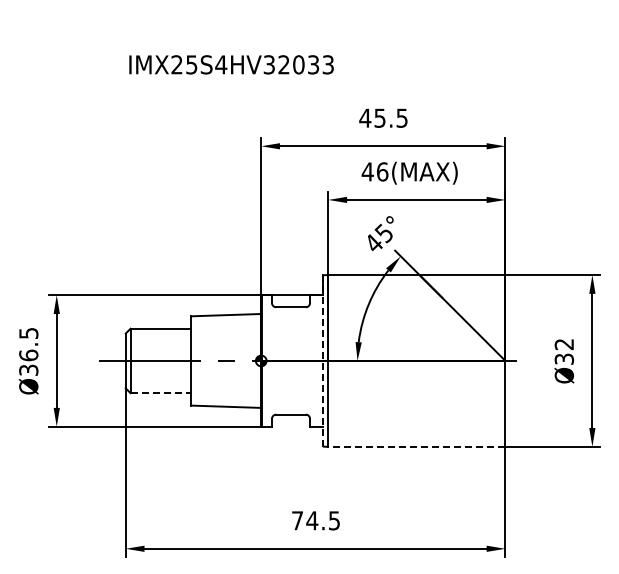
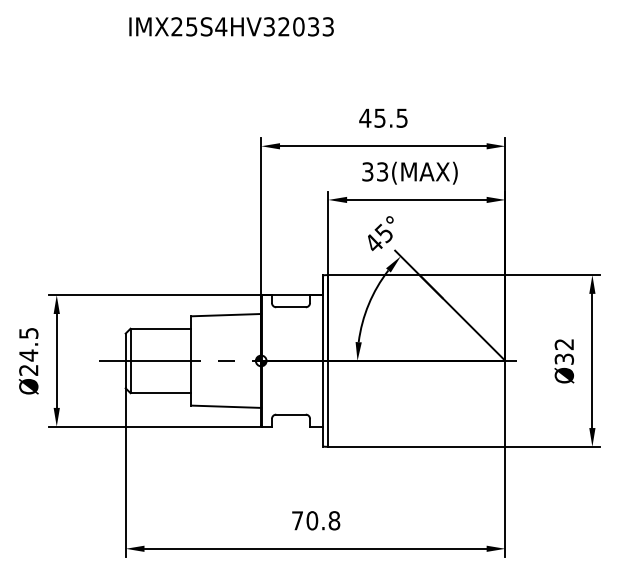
text position: (231, 64) -> (231, 26) (231, 26)
text: 46(MAX) -> 33(MAX) (374, 171)
line: dashed -> solid (322, 360)
text: Ø36.5 -> Ø24.5 (28, 362)
line: dashed -> solid (161, 393)
line: dashed -> solid (416, 446)
text: 74.5 -> 70.8 (323, 520)
